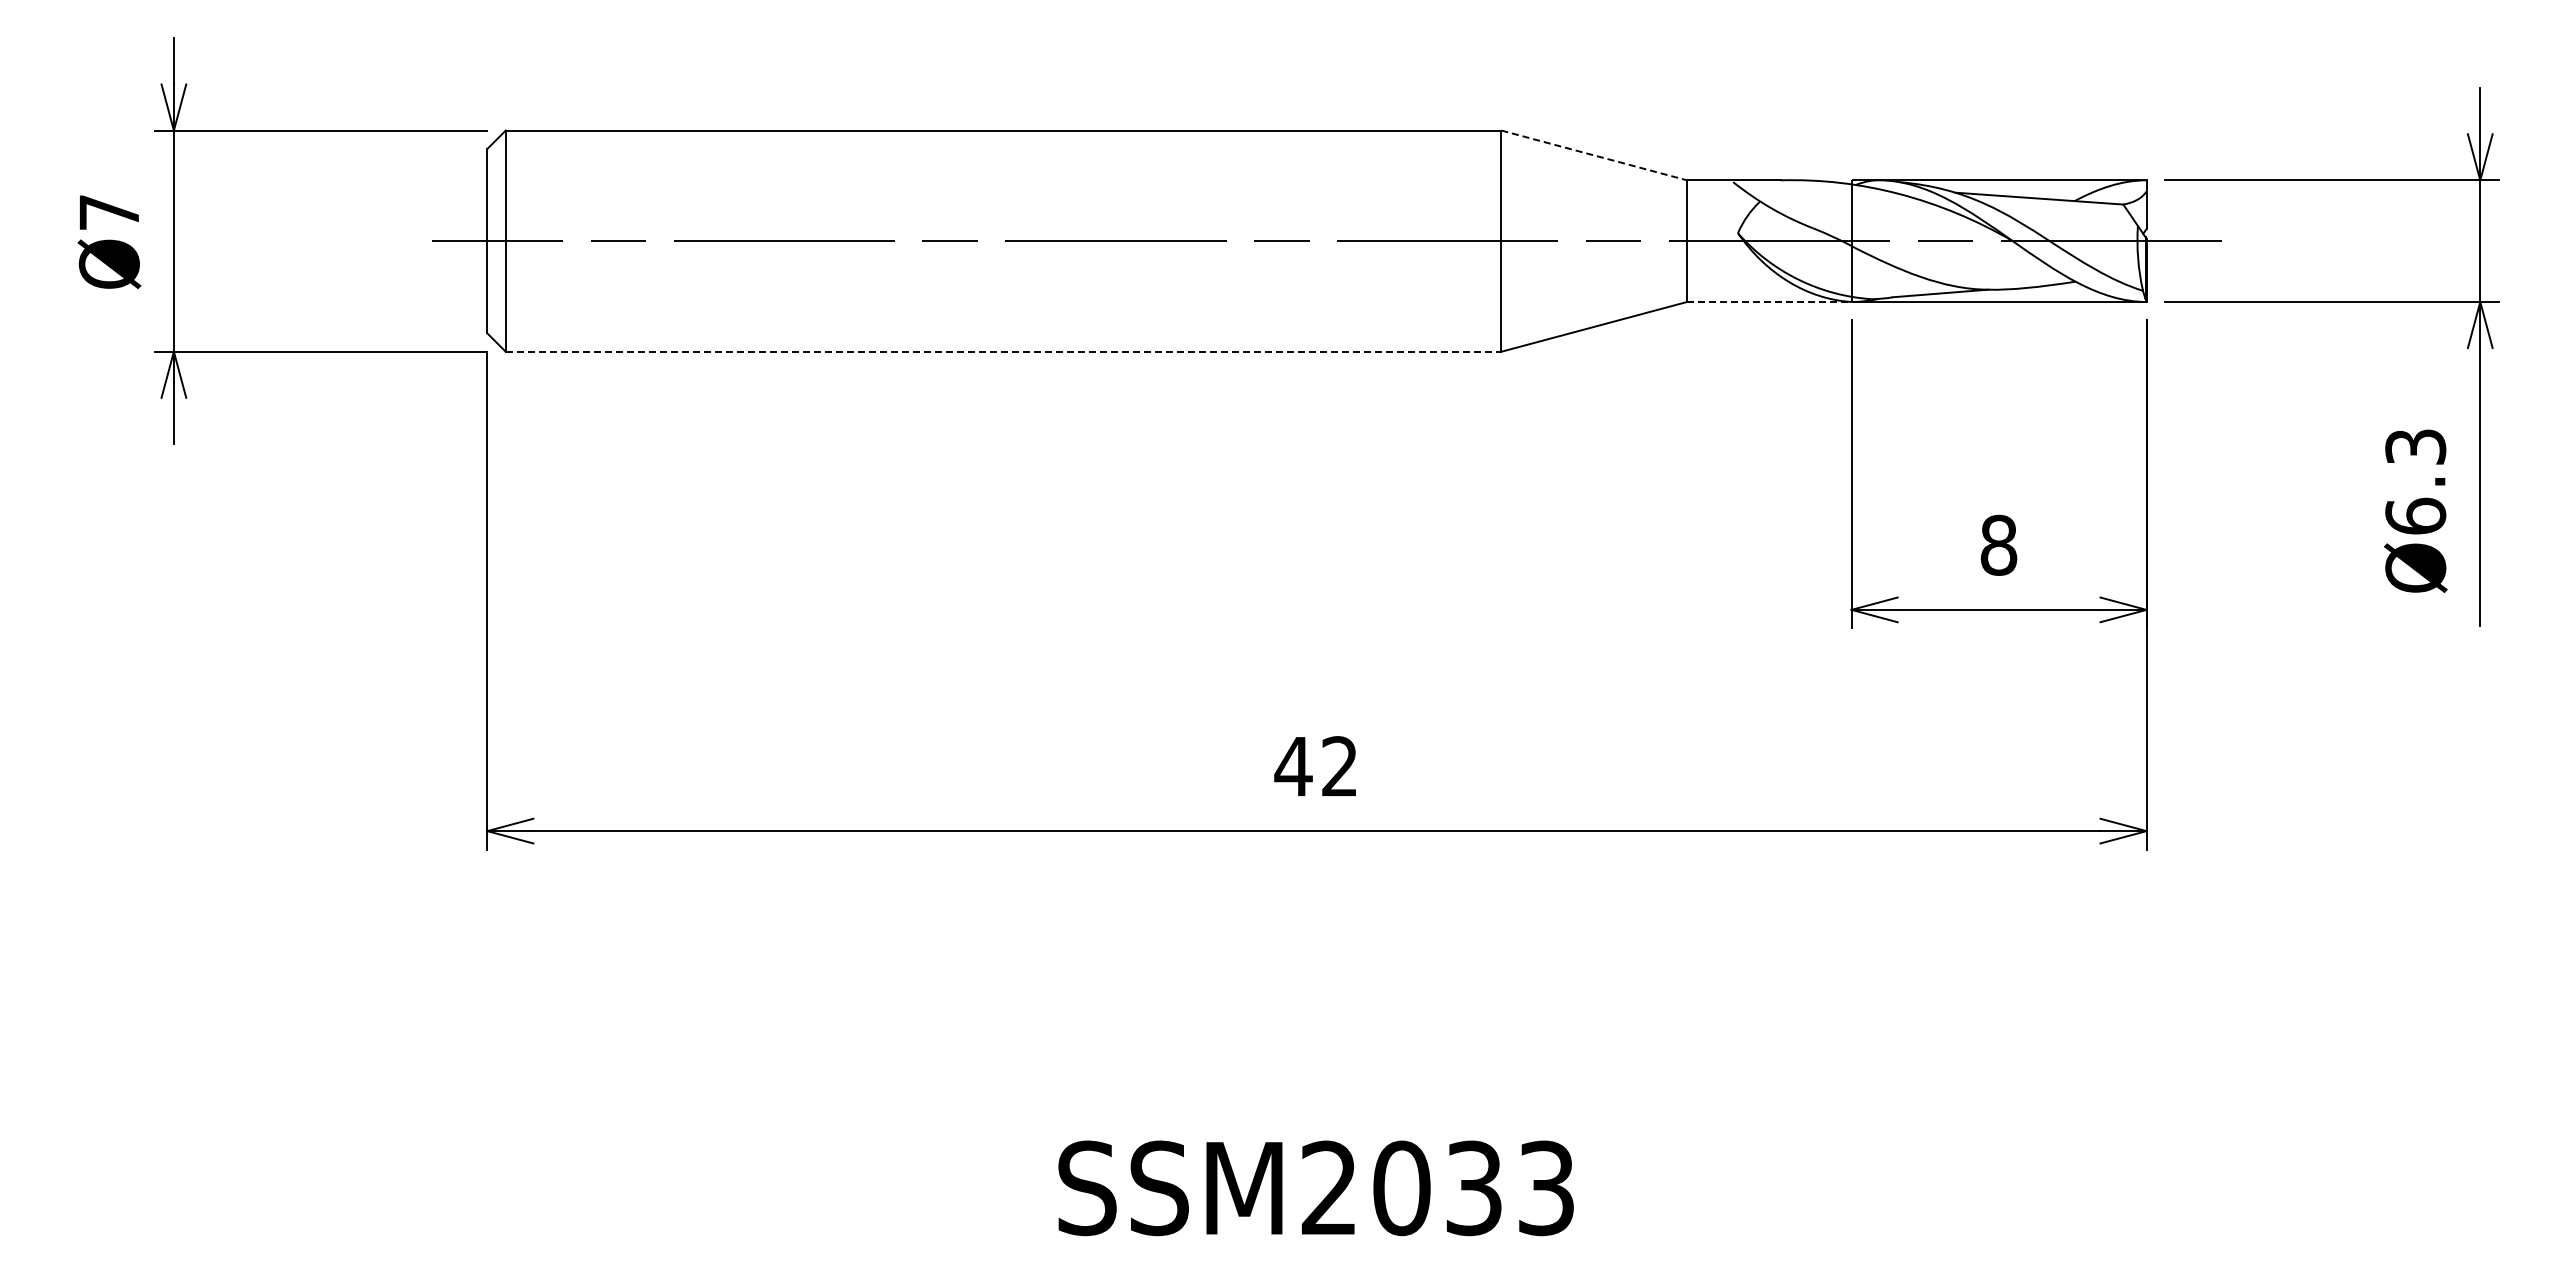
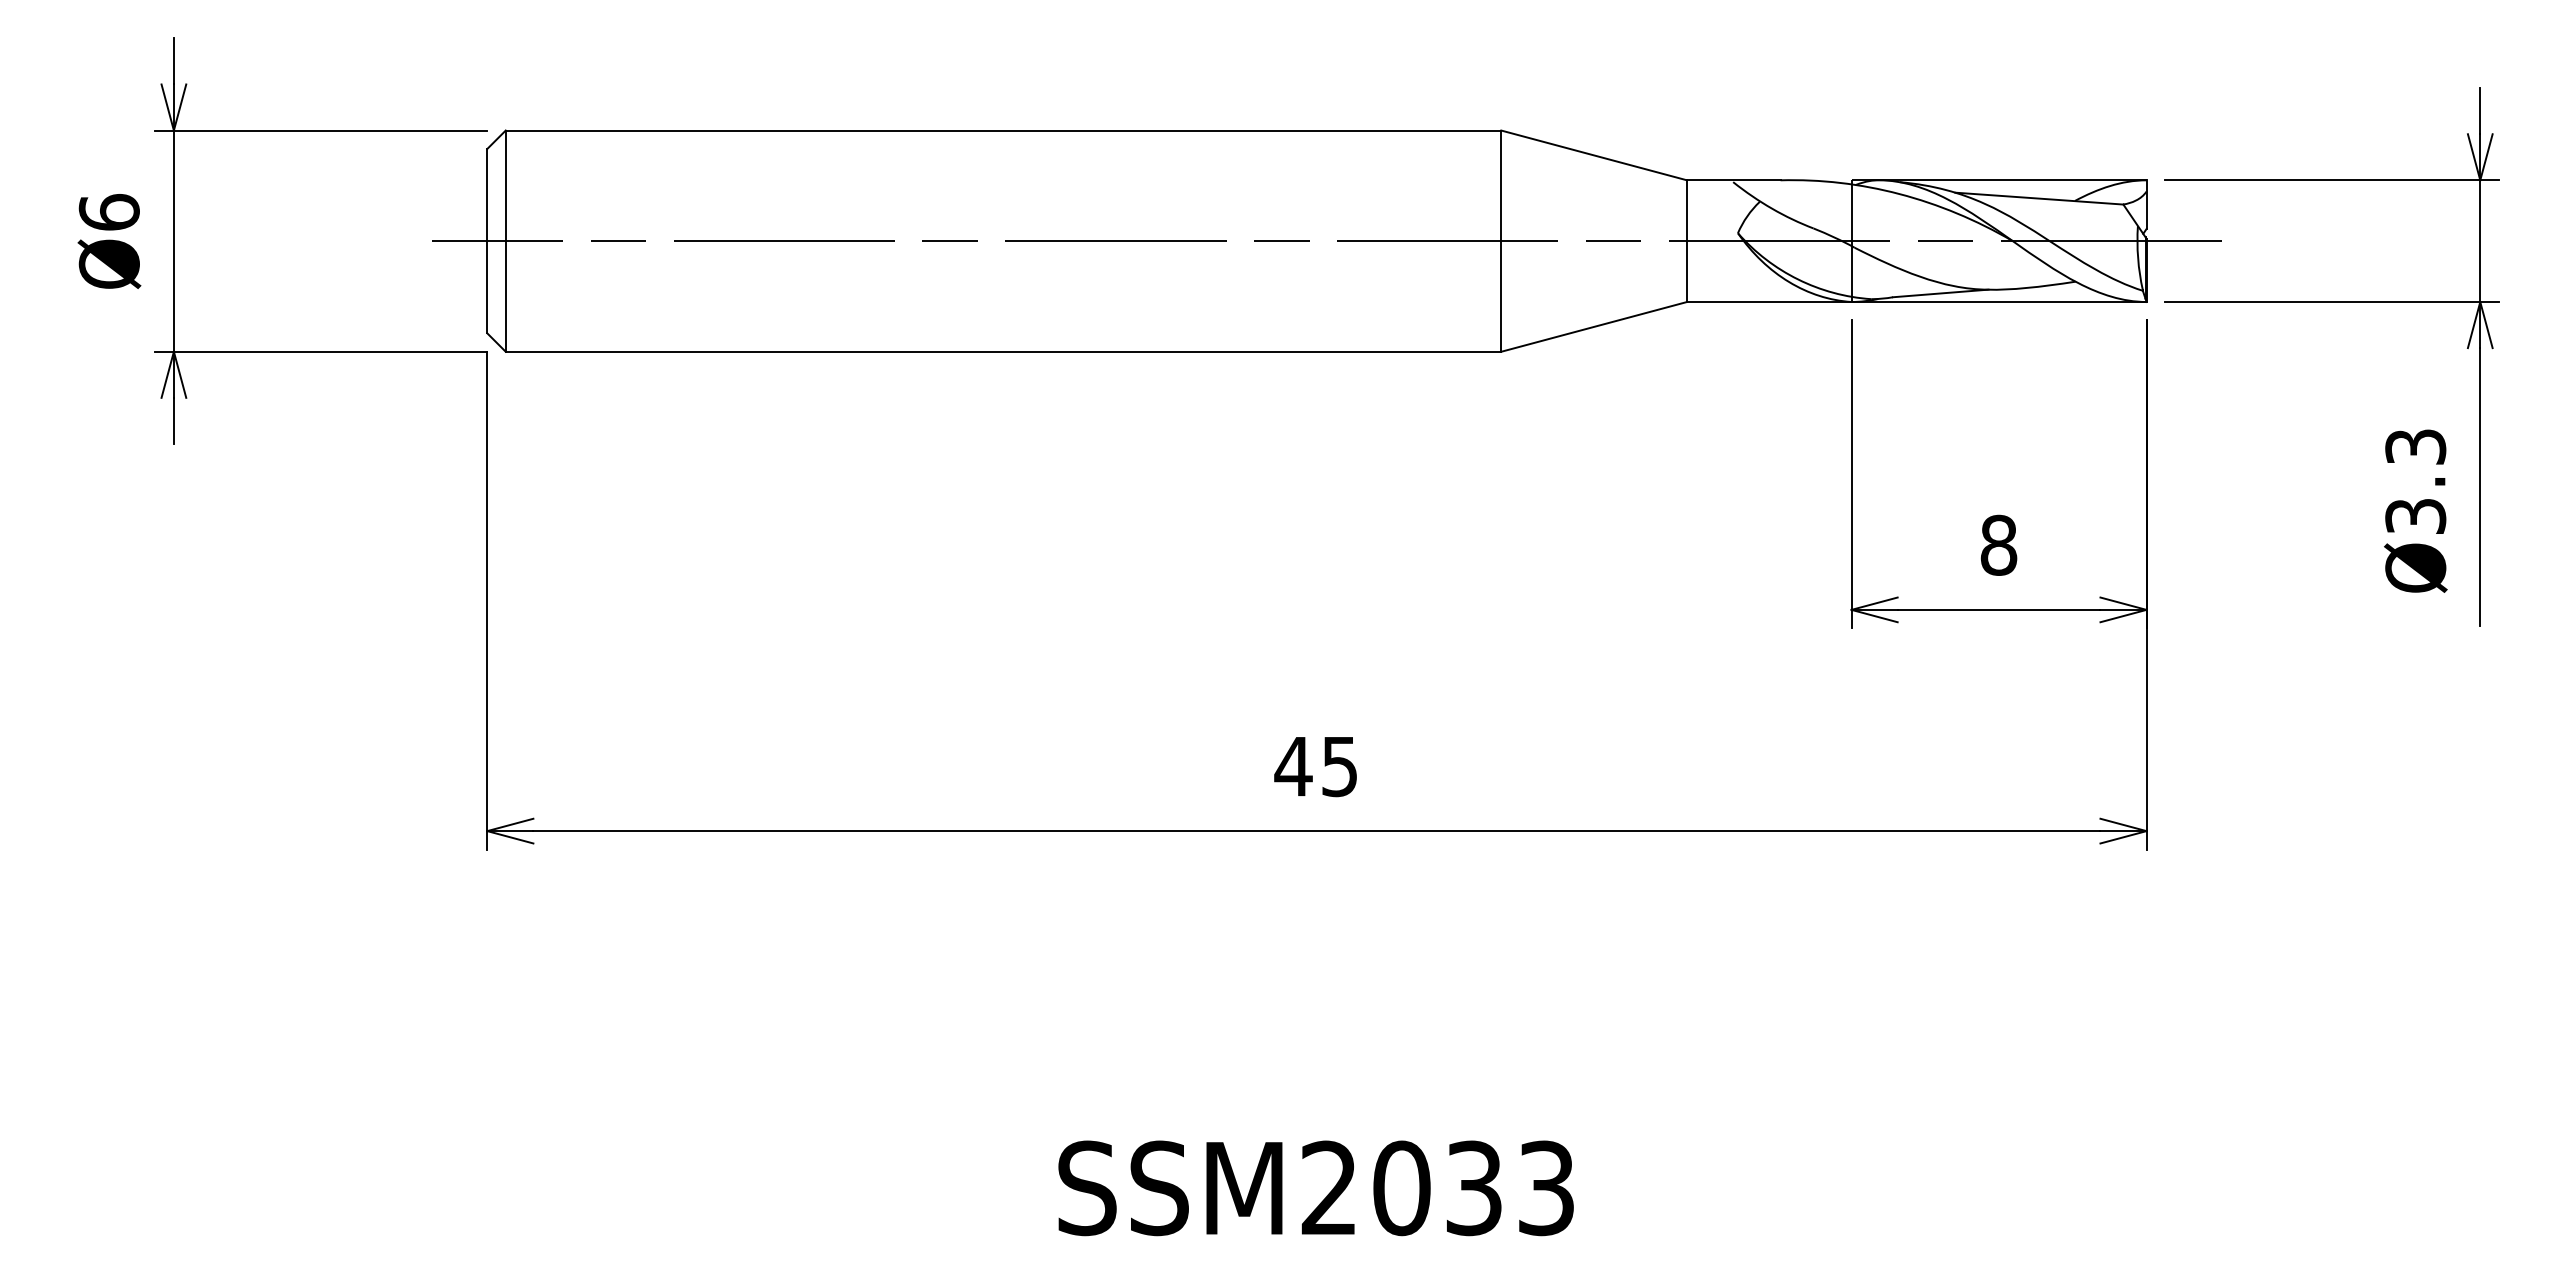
line: dashed -> solid (1594, 155)
text: Ø7 -> Ø6 (108, 212)
line: dashed -> solid (1769, 302)
line: dashed -> solid (1003, 351)
text: Ø6.3 -> Ø3.3 (2415, 515)
text: 42 -> 45 (1339, 766)
